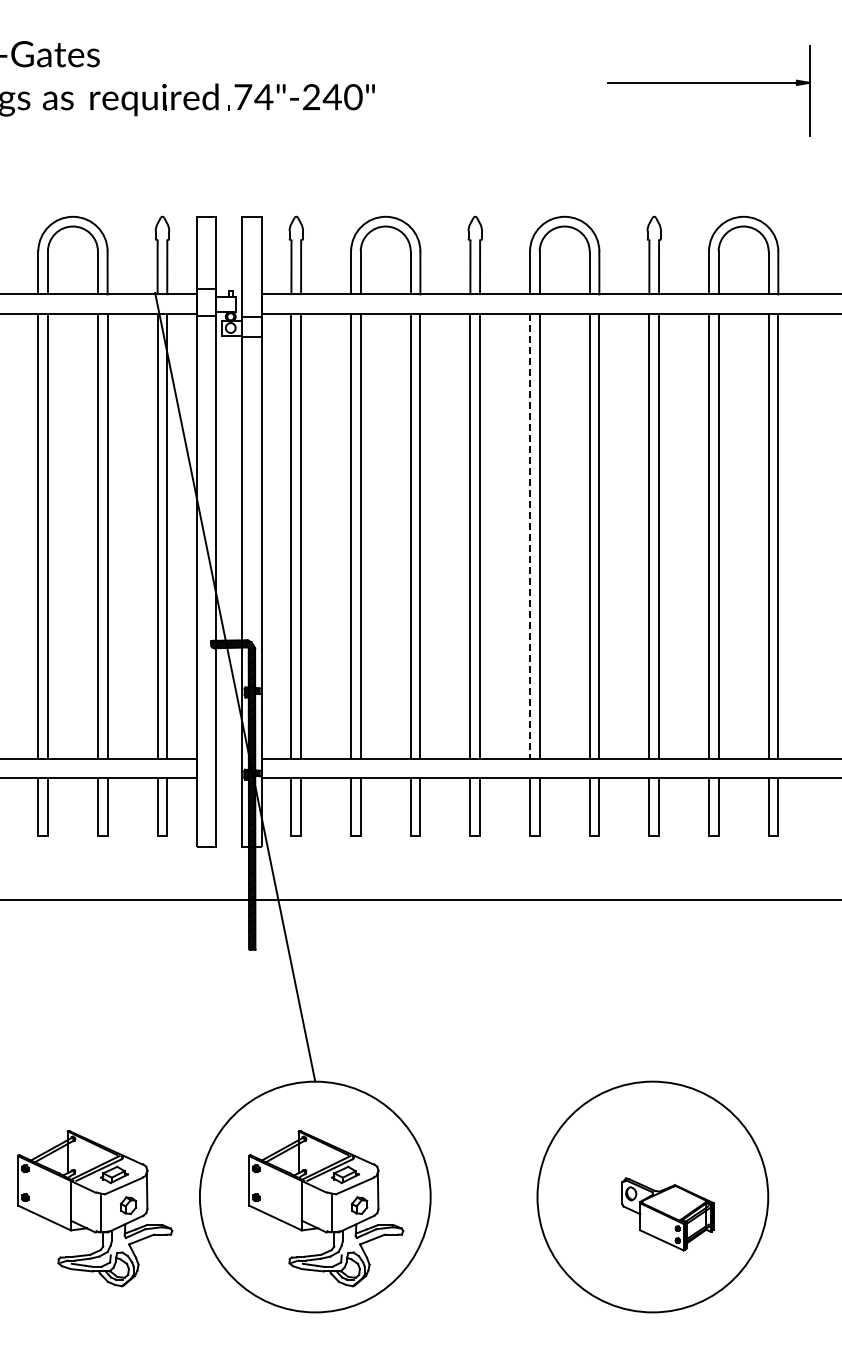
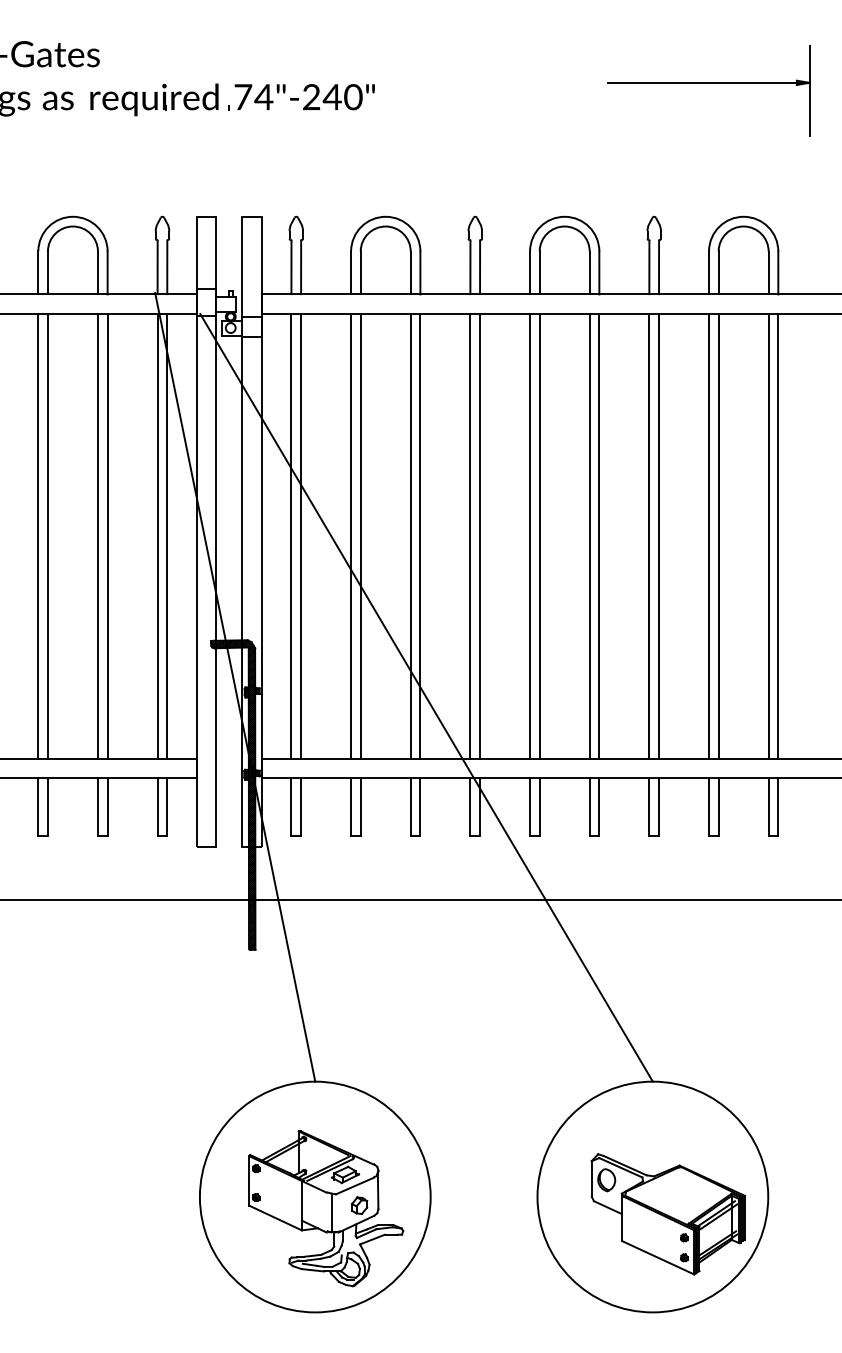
line: dashed -> solid (530, 536)
line: none -> present (426, 697)
part: present -> none (95, 1208)
part size: 94x75 px -> 156x123 px (667, 1214)
